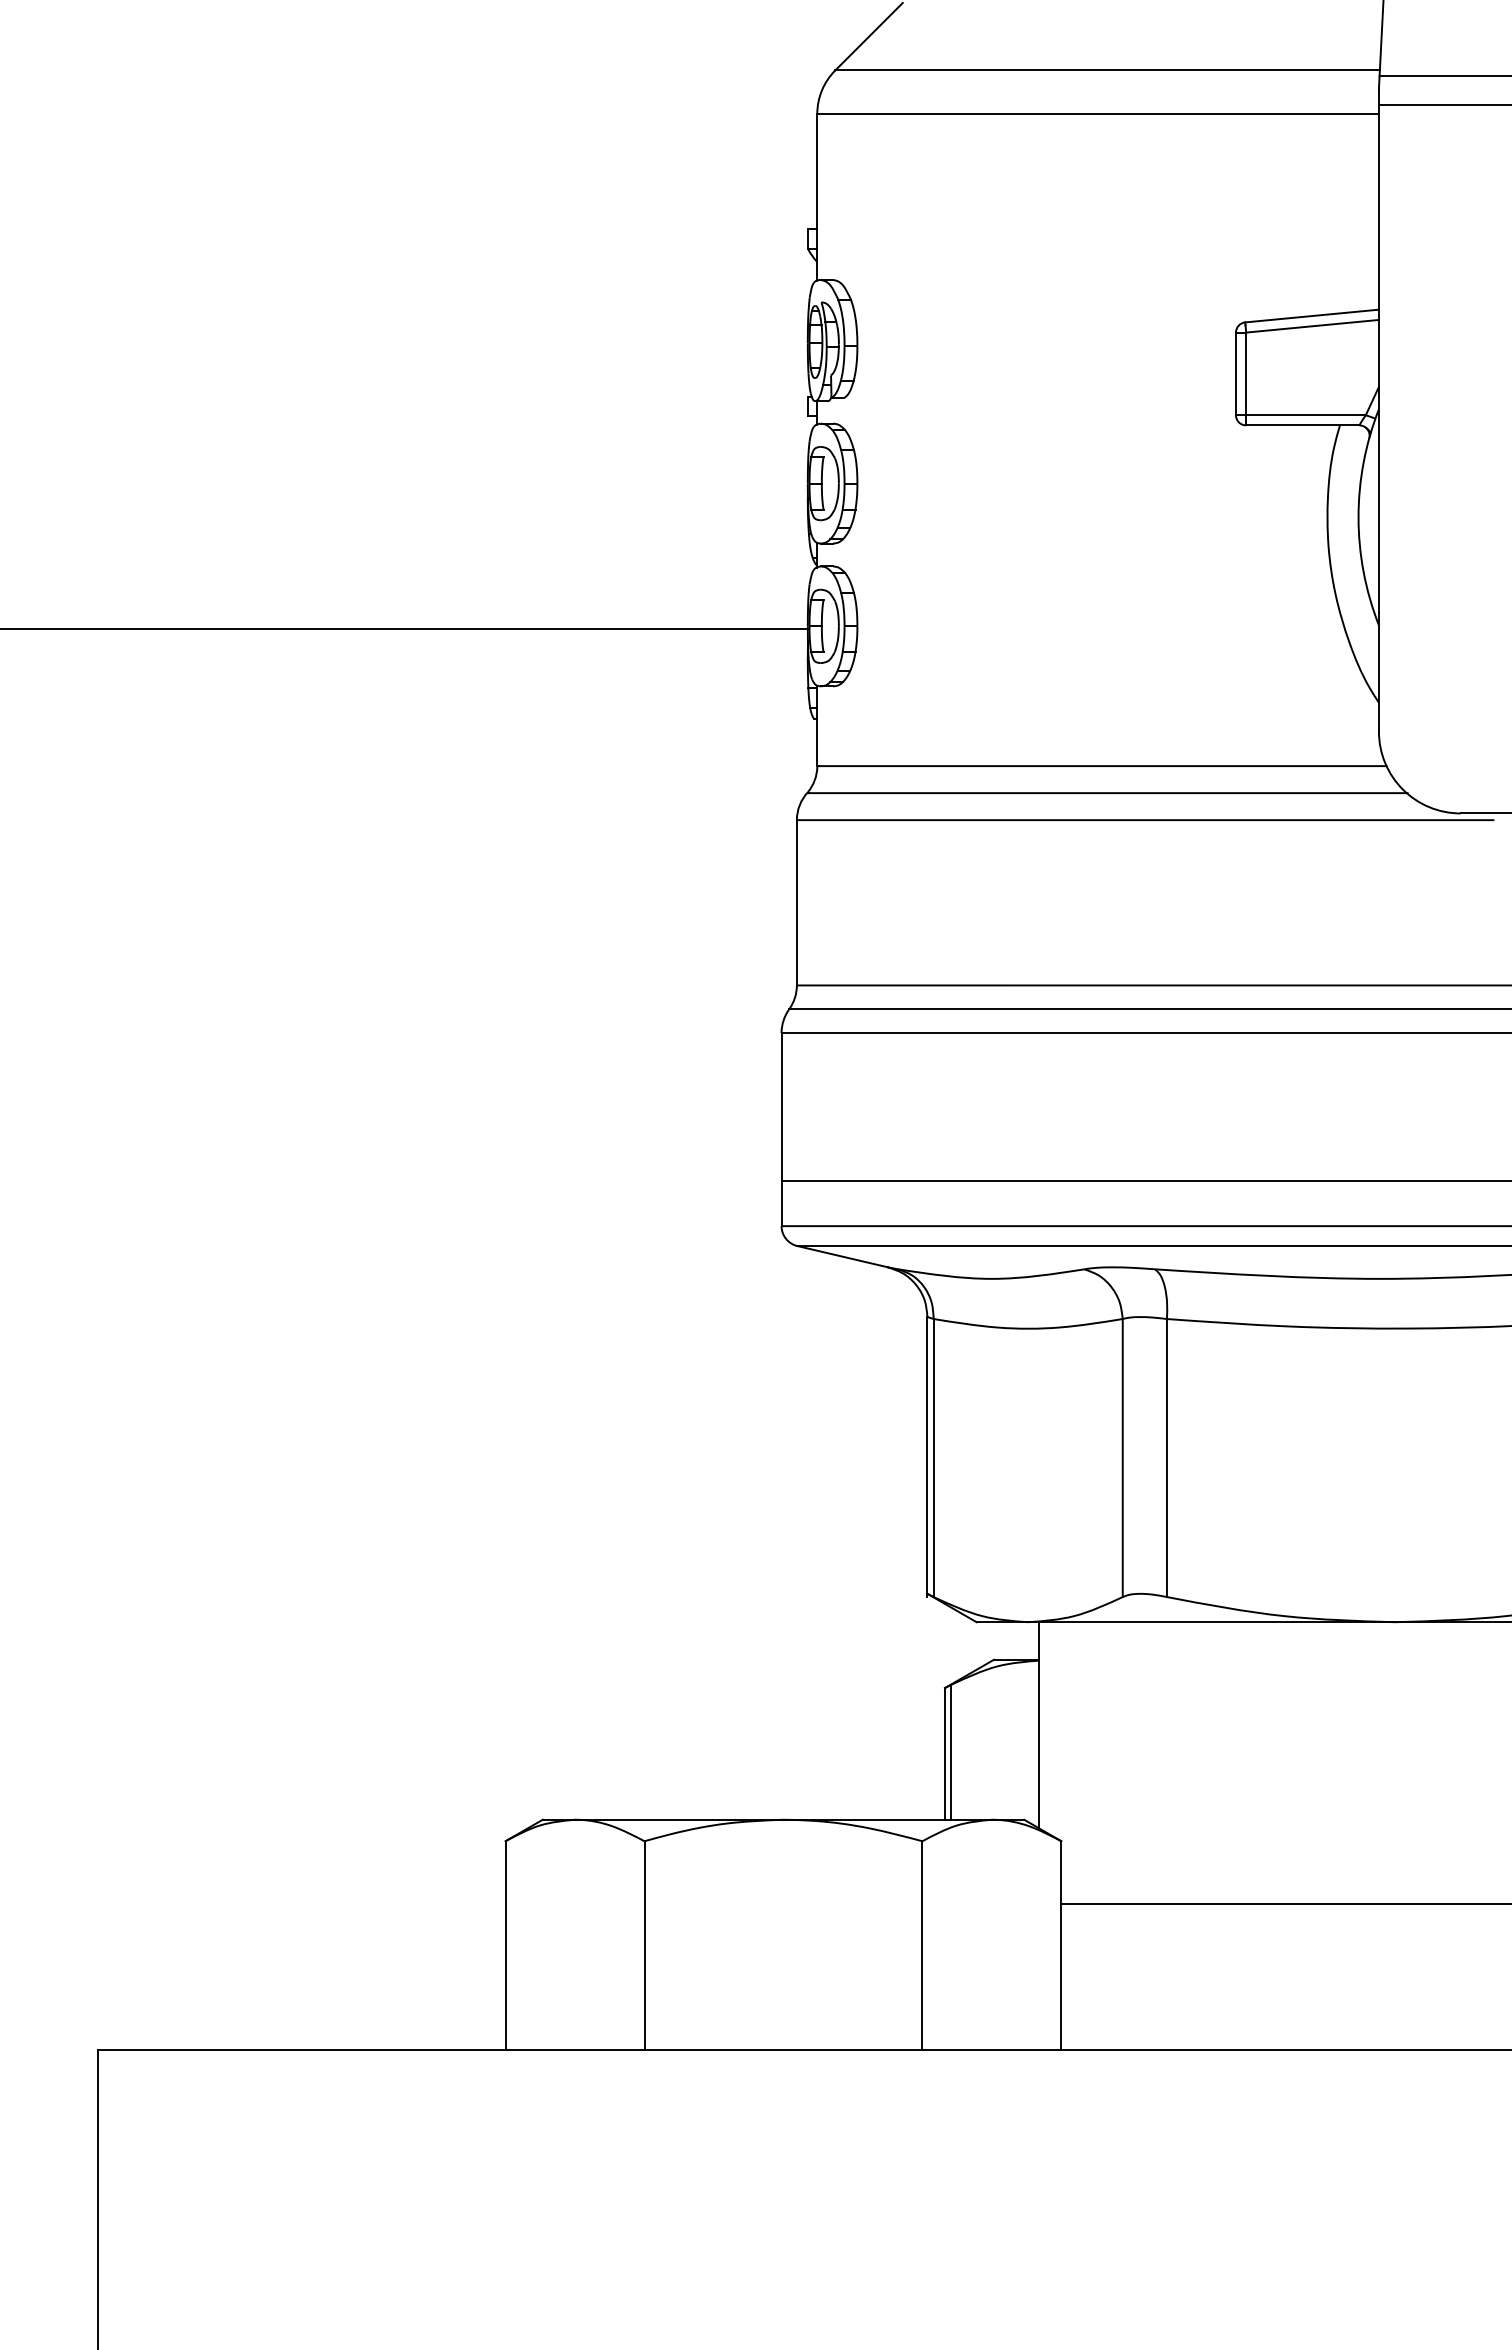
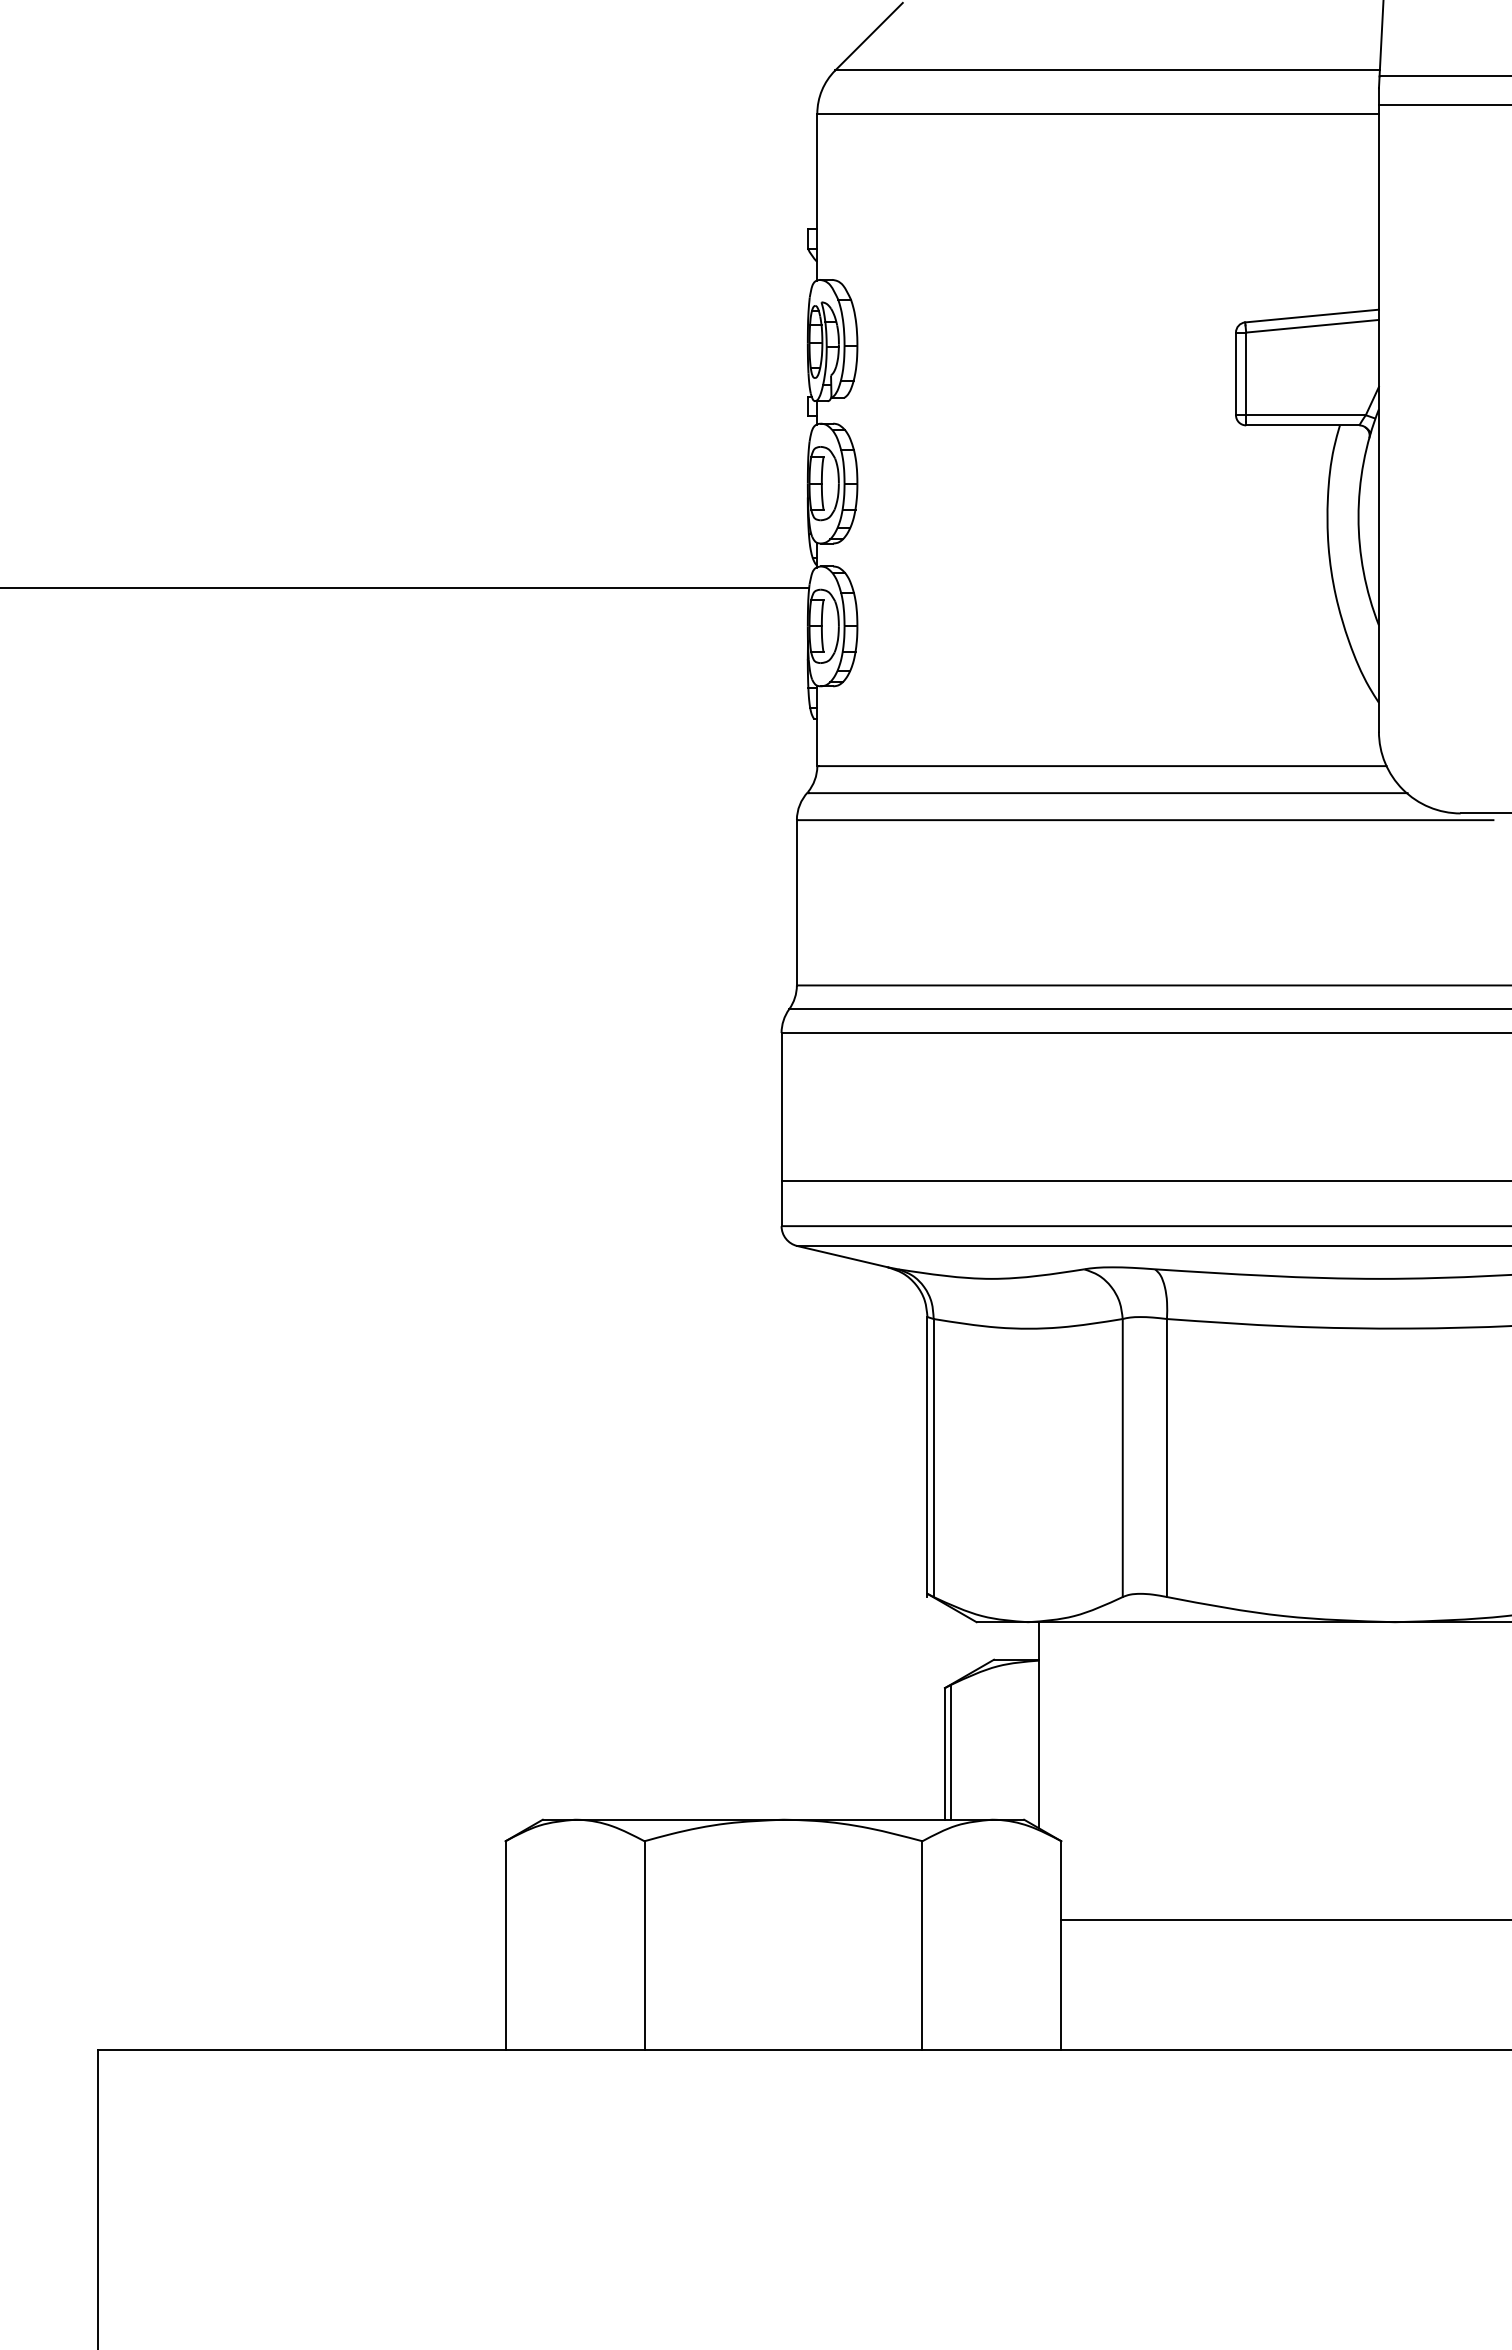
line position: (405, 628) -> (405, 587) (405, 587)
line position: (1284, 1904) -> (1284, 1920) (1284, 1920)
